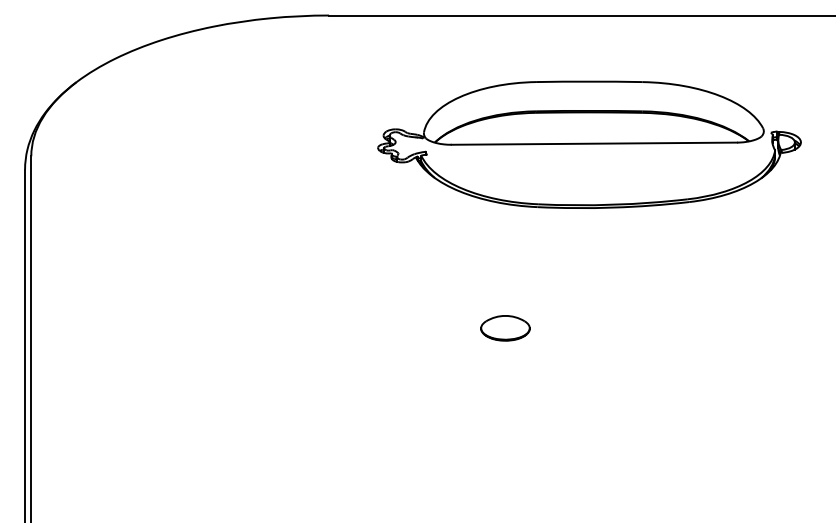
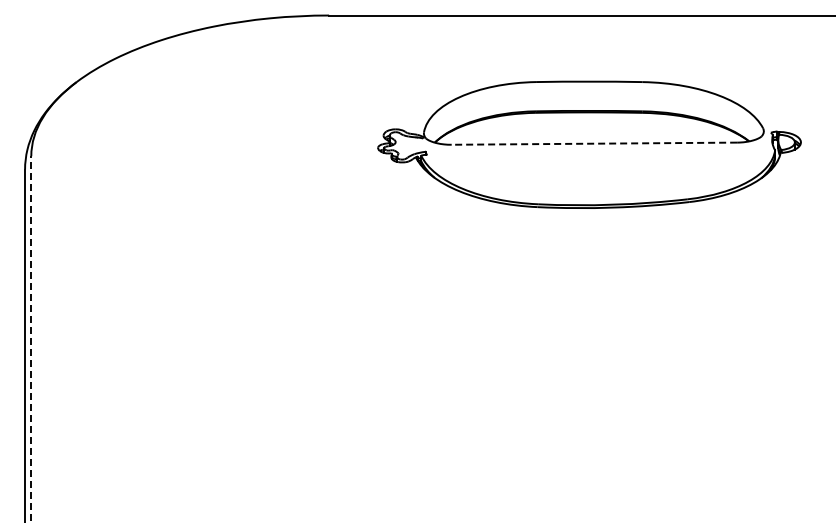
line: solid -> dashed (594, 143)
part: present -> none (505, 328)
line: solid -> dashed (31, 339)
